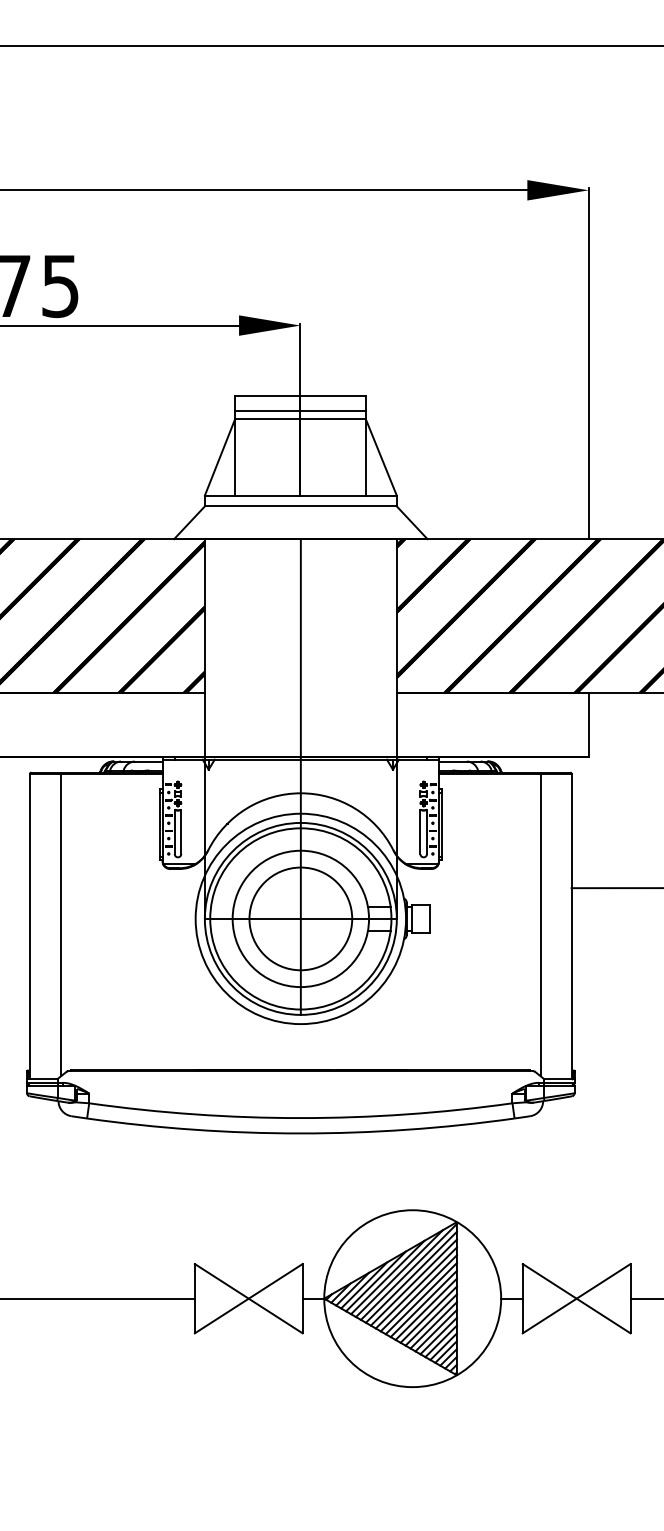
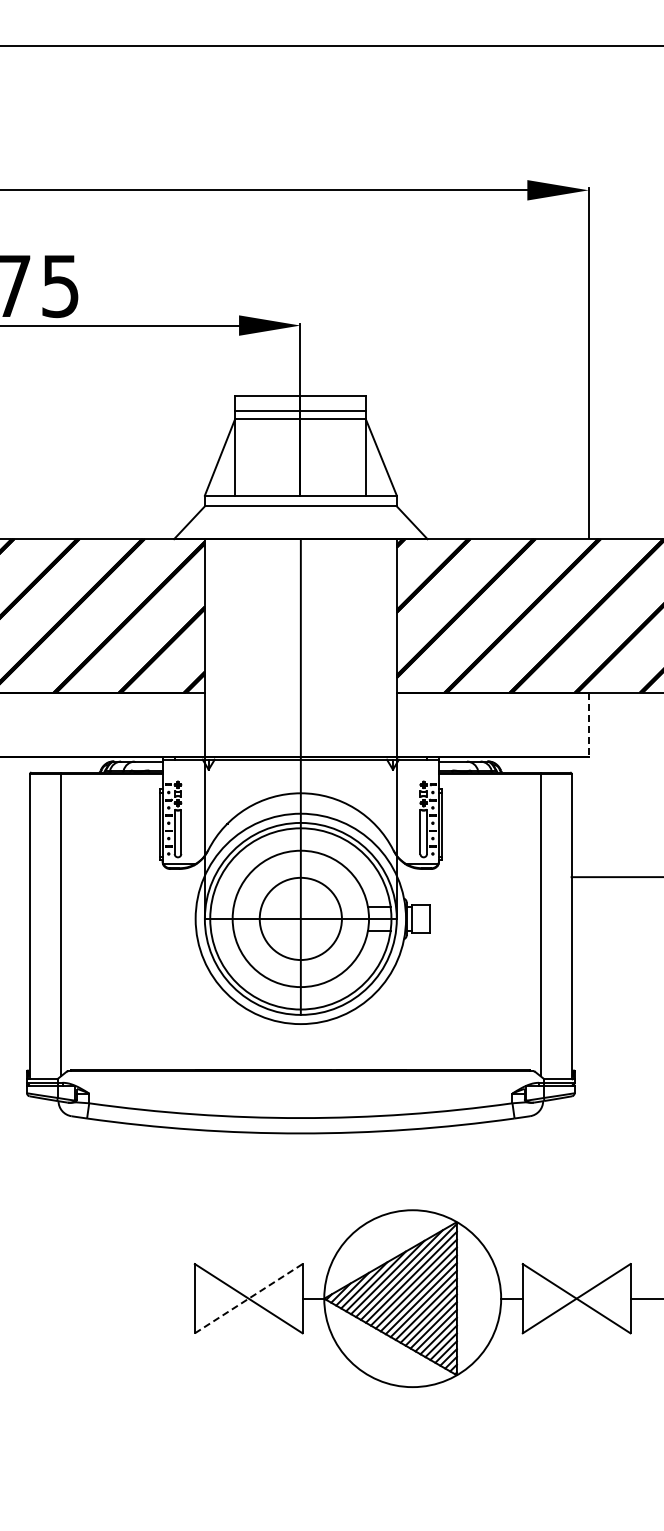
line: solid -> dashed (588, 725)
line position: (615, 888) -> (615, 877) (615, 877)
circle diameter: 103 px -> 82 px (300, 918)
line: present -> none (98, 1298)
line: solid -> dashed (249, 1298)
